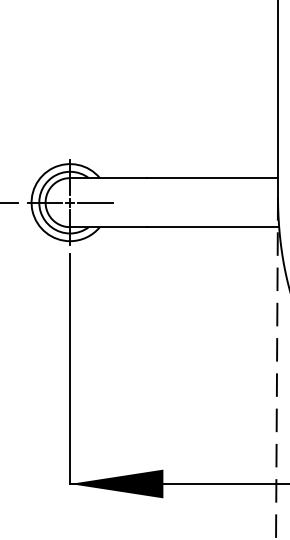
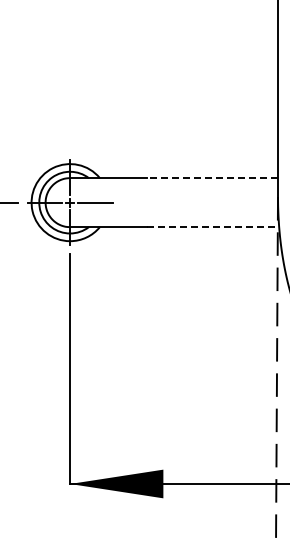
line: solid -> dashed (212, 178)
line: solid -> dashed (213, 227)
